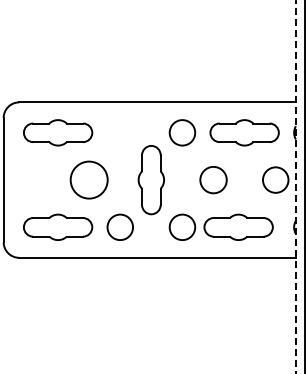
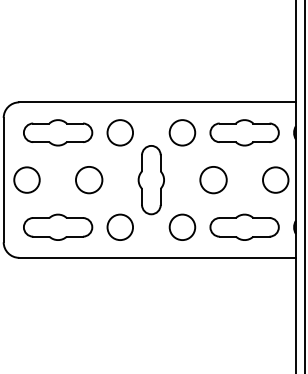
circle: none -> present (119, 132)
circle: none -> present (26, 179)
circle diameter: 37 px -> 26 px (88, 179)
line: dashed -> solid (295, 187)
part position: (238, 226) -> (244, 226) (244, 226)
